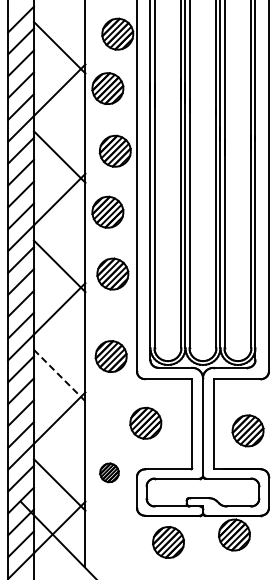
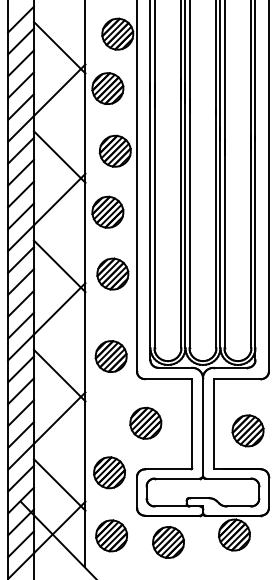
line: dashed -> solid (59, 375)
part size: 21x22 px -> 33x34 px (109, 472)
part: none -> present (111, 535)
